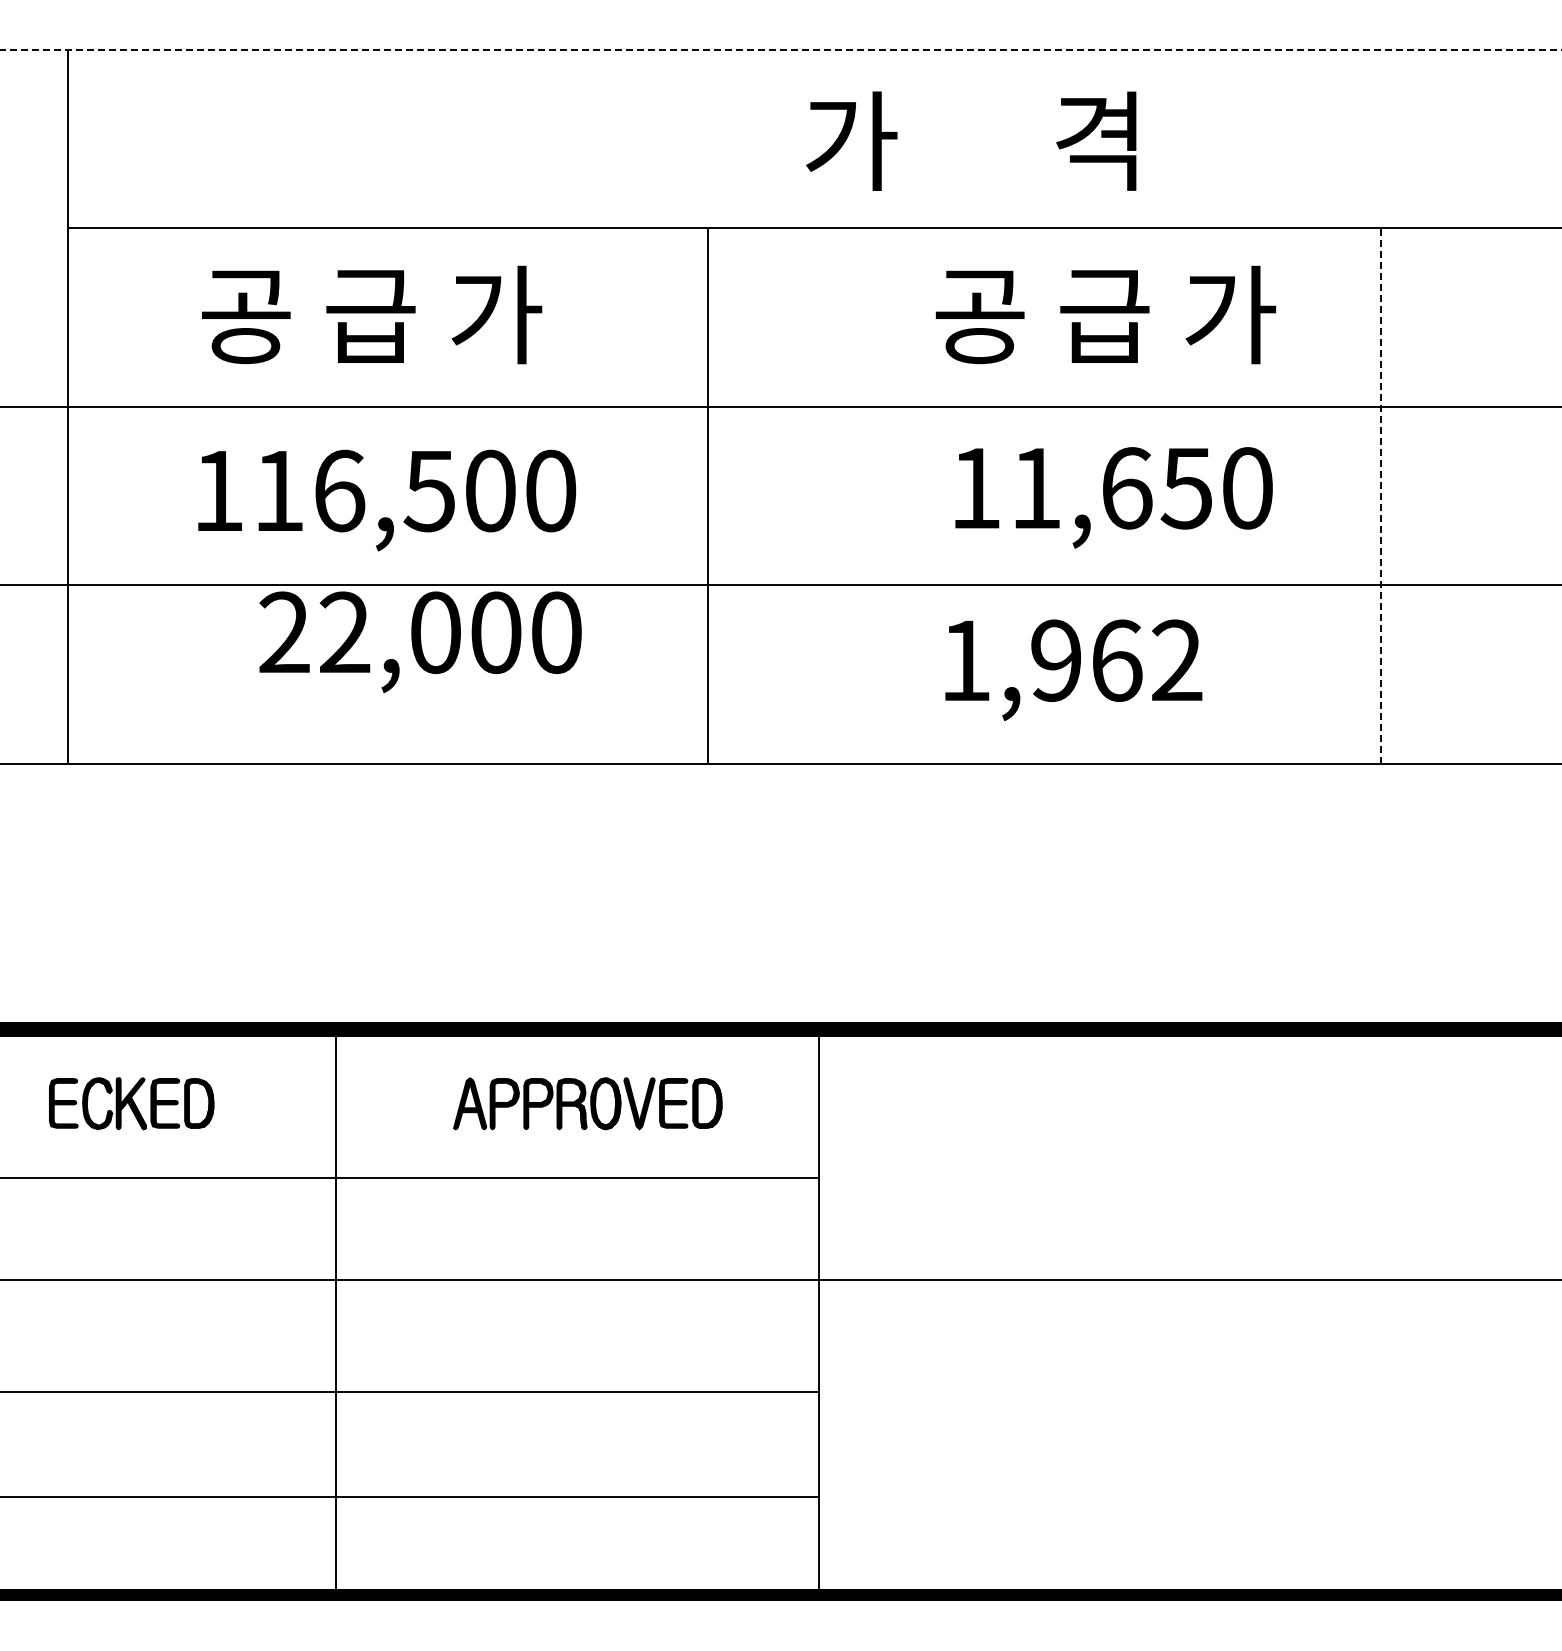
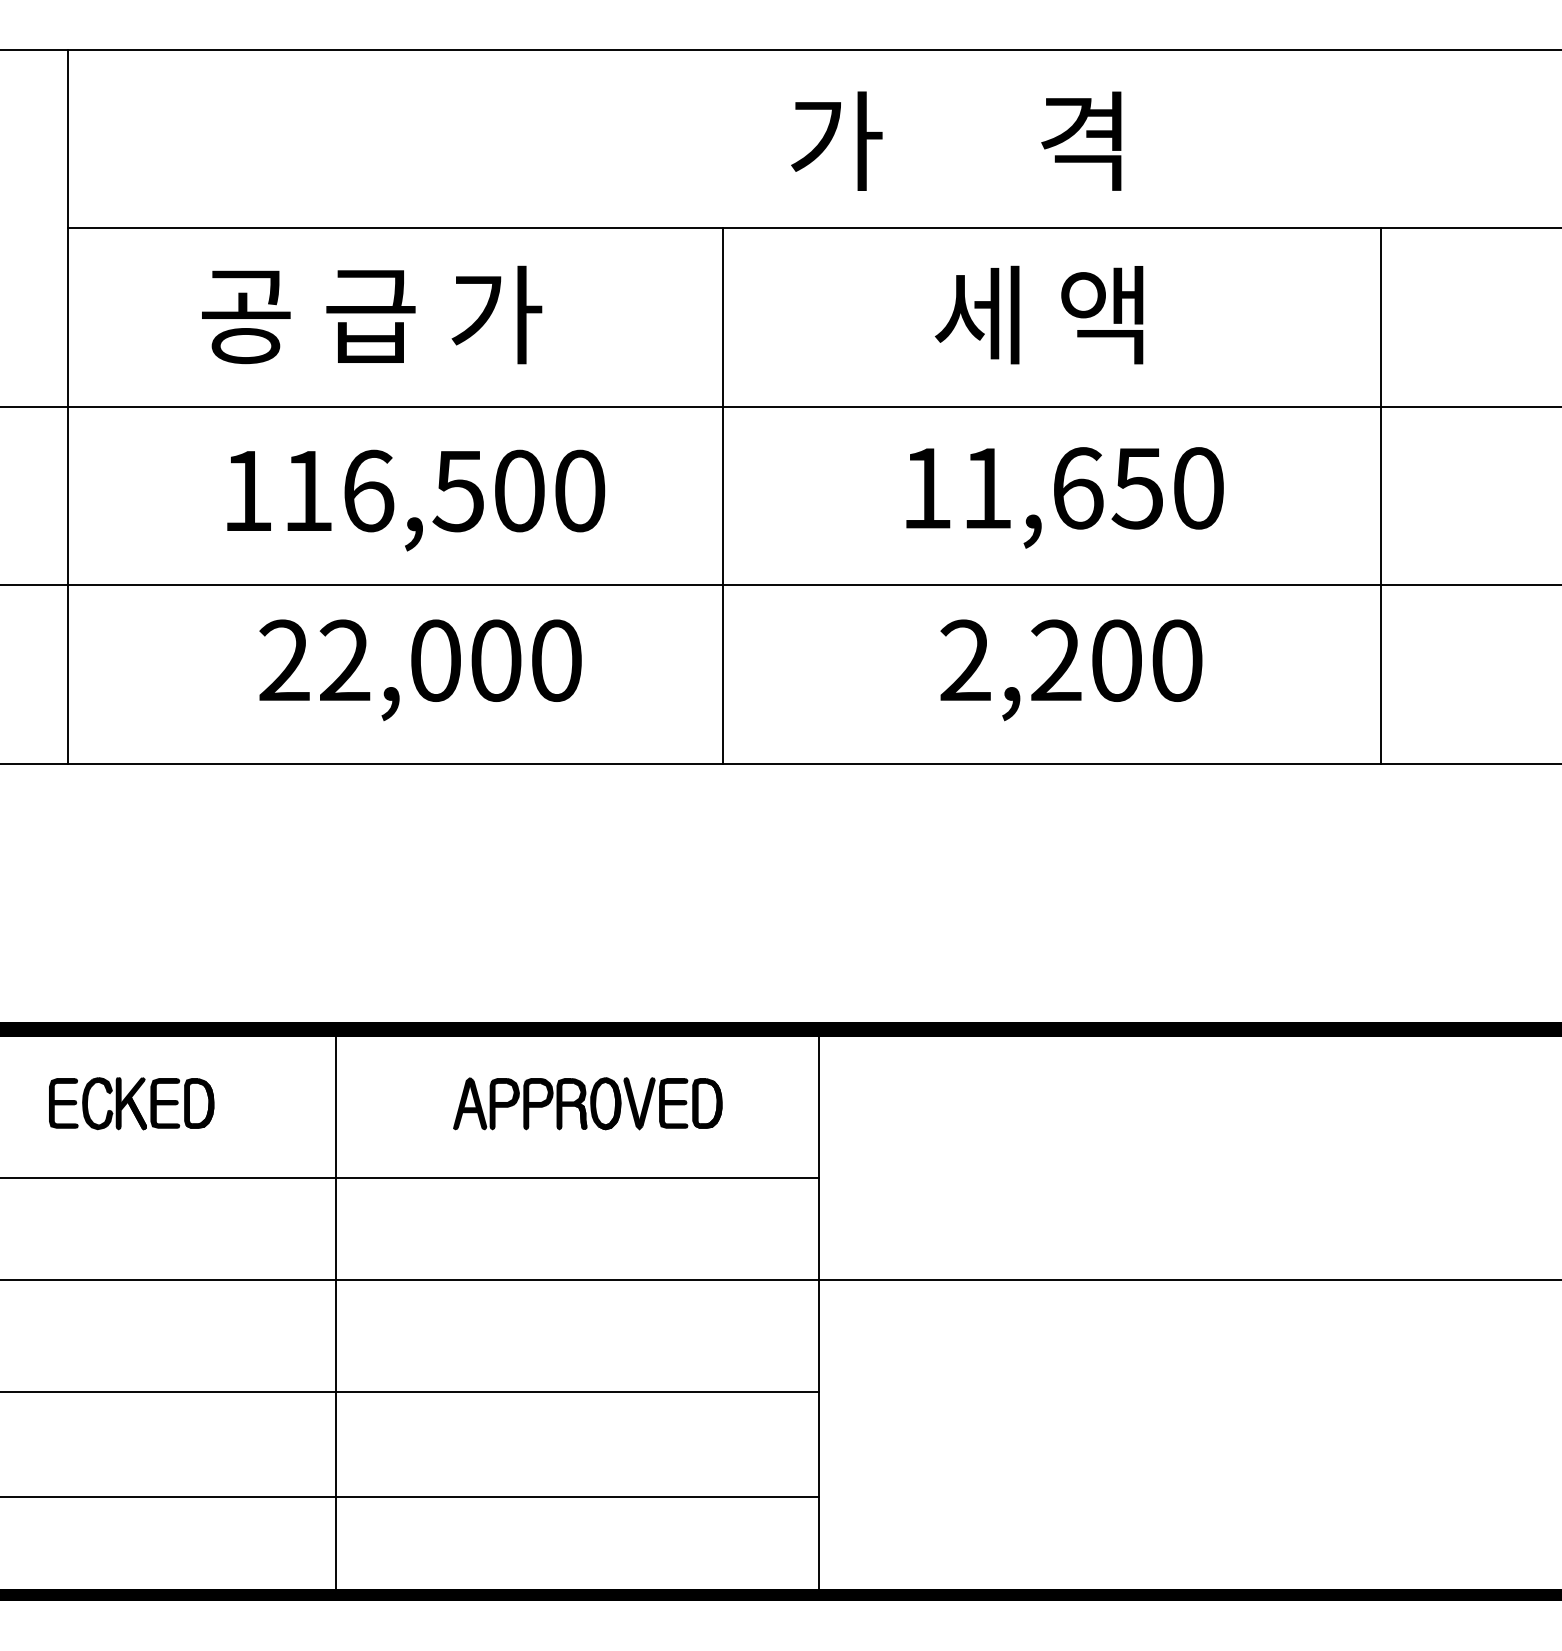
line: dashed -> solid (781, 49)
text position: (971, 140) -> (956, 140) (956, 140)
text: 공 급 가 -> 세 액 (1105, 314)
line position: (708, 495) -> (723, 495) (723, 495)
line: dashed -> solid (1381, 495)
text position: (1113, 497) -> (1064, 497) (1064, 497)
text position: (387, 500) -> (416, 500) (416, 500)
text position: (420, 641) -> (420, 669) (420, 669)
text: 1,962 -> 2,200 (1071, 660)
